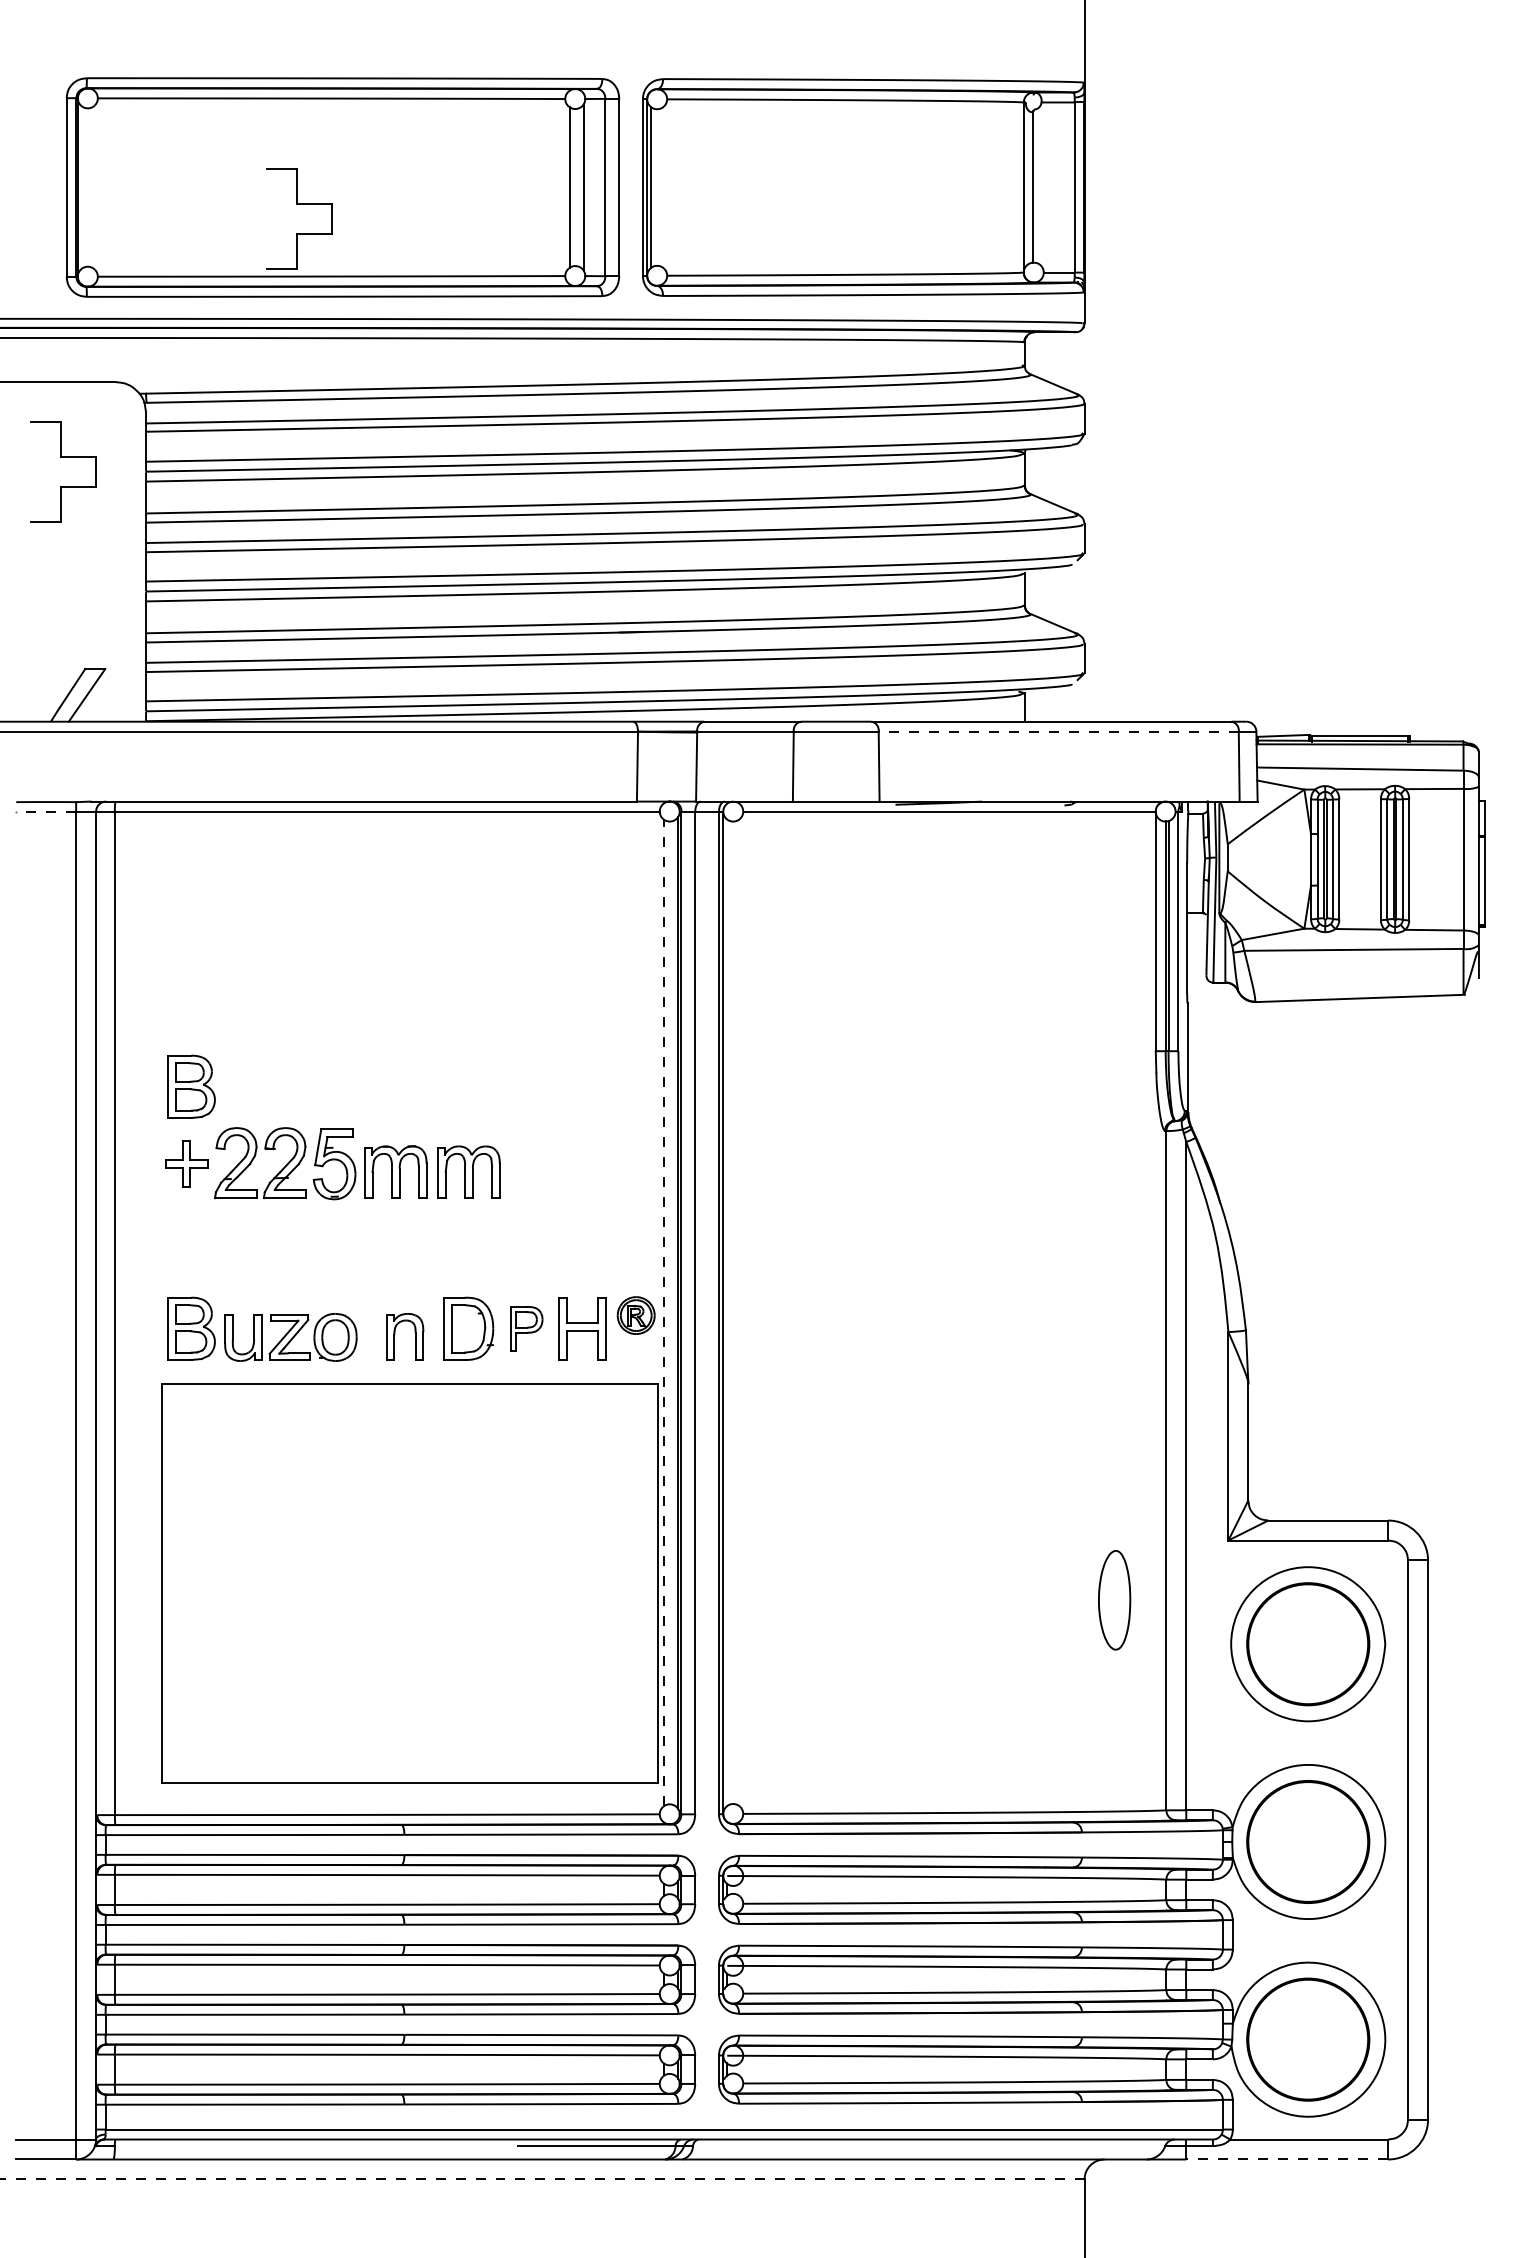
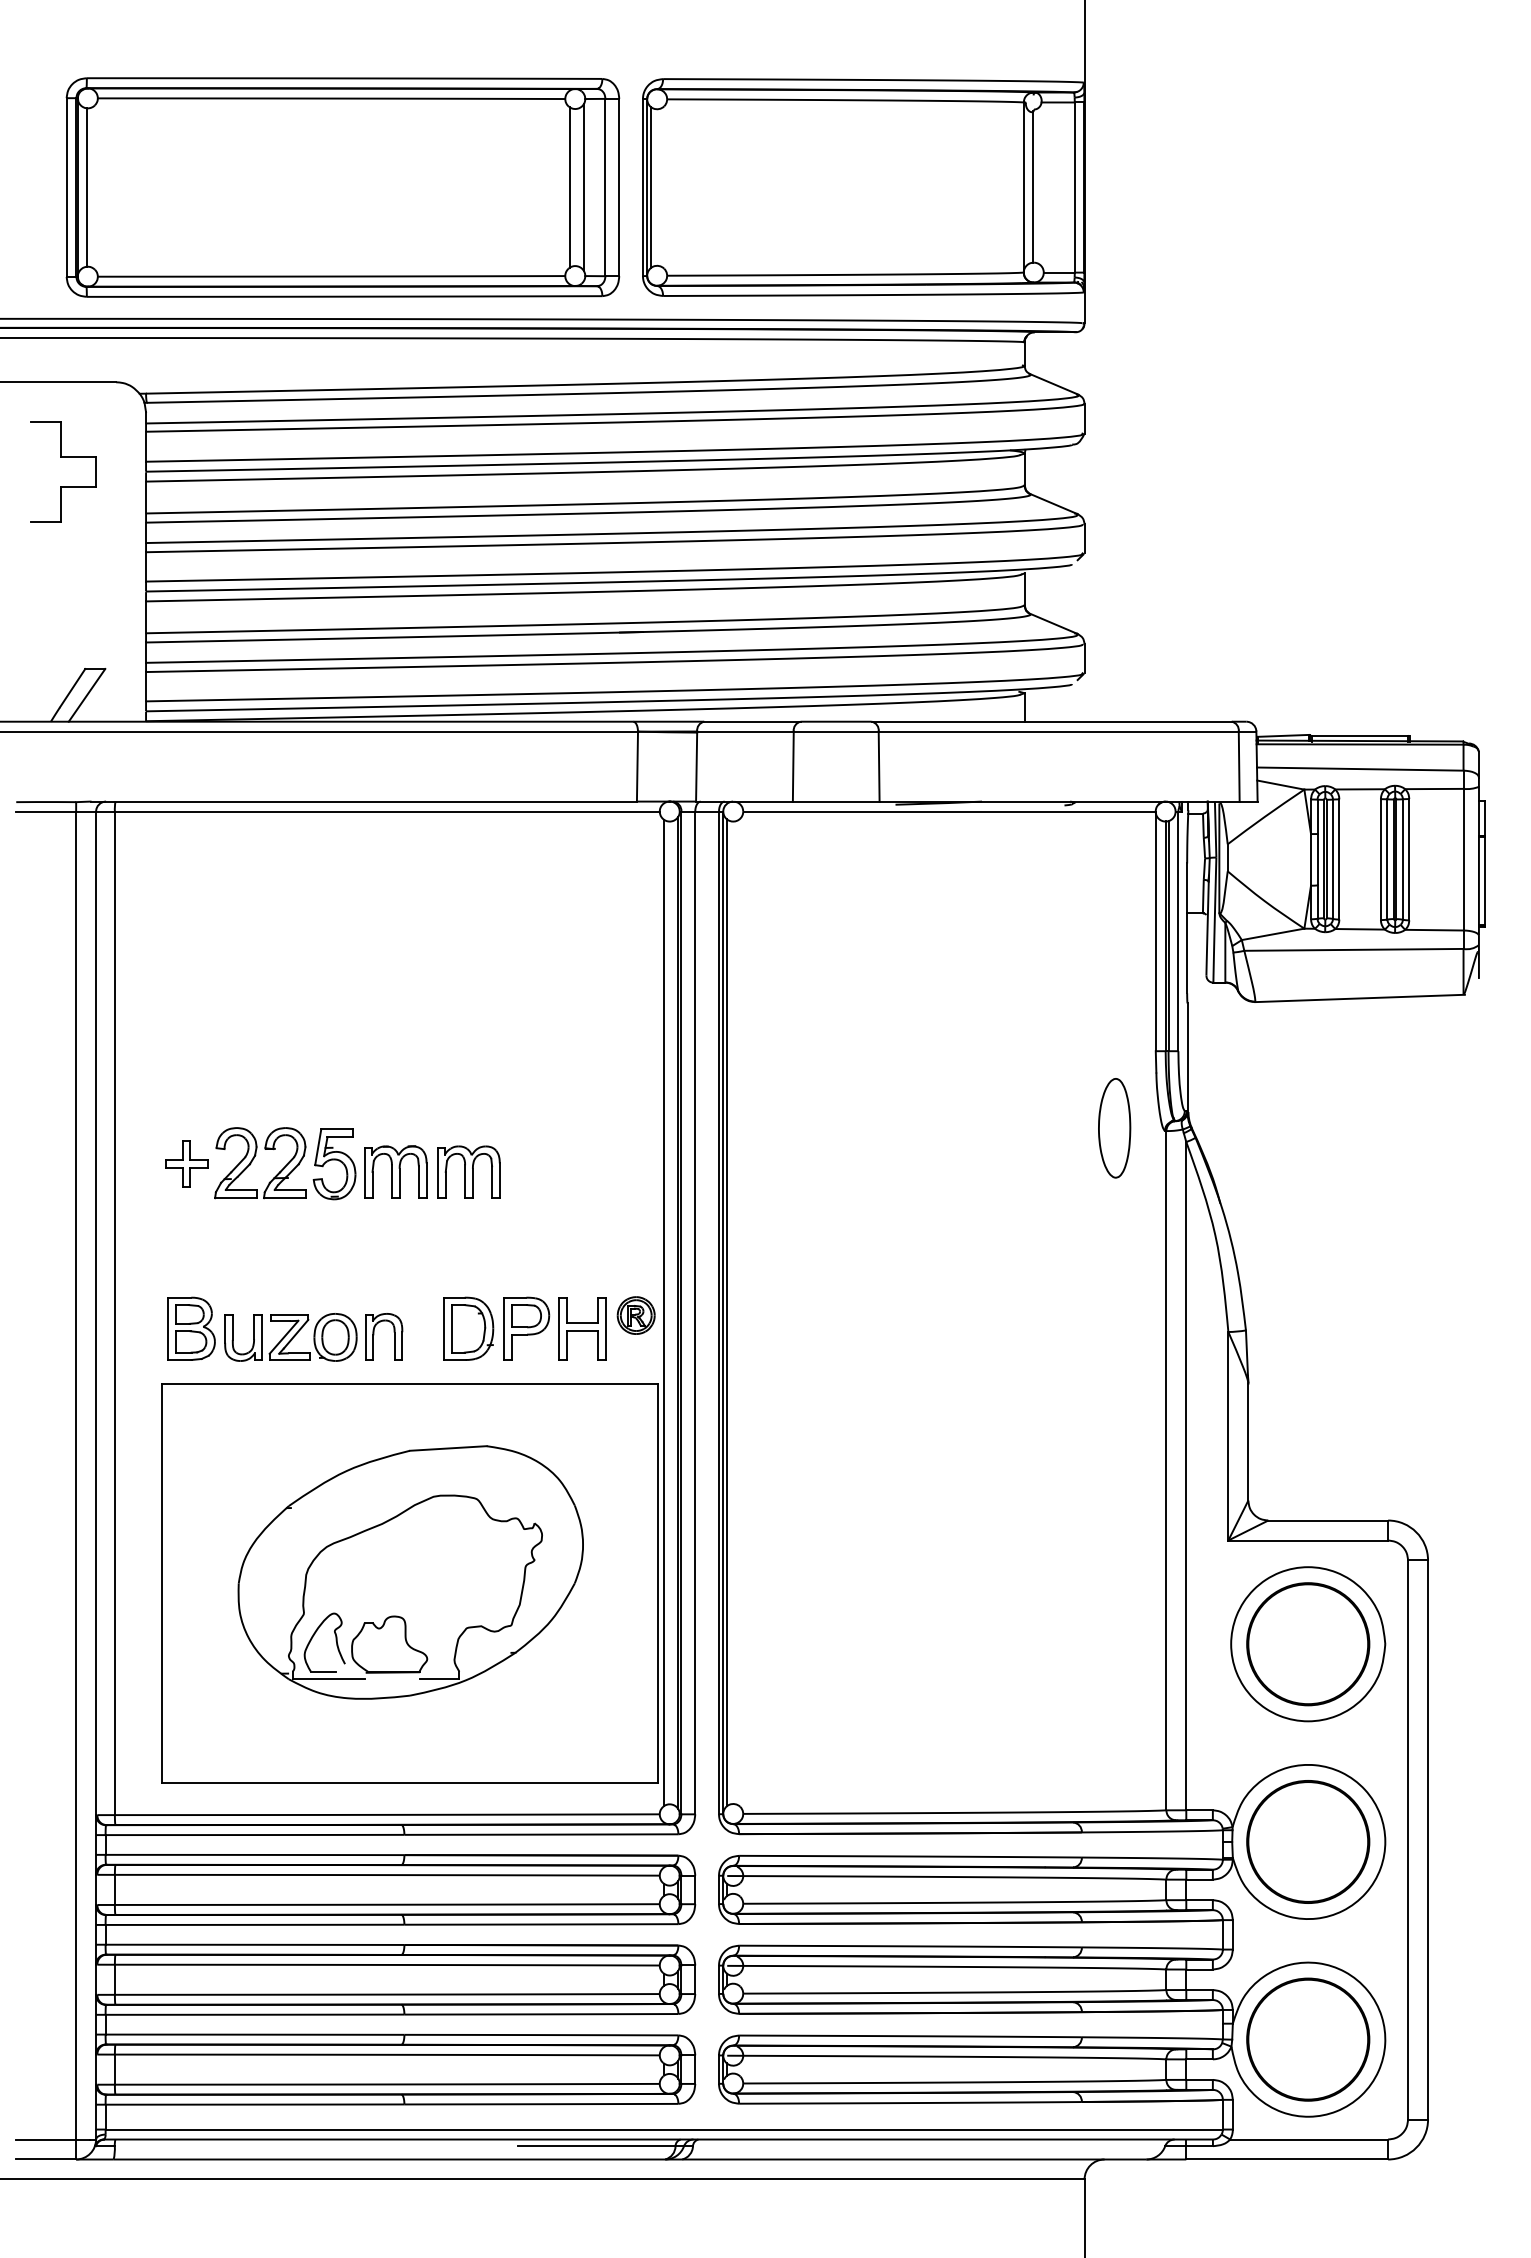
line: none -> present (87, 187)
part: present -> none (299, 204)
line: dashed -> solid (1058, 731)
line: dashed -> solid (46, 811)
part: present -> none (191, 1086)
line: dashed -> solid (664, 1312)
line: none -> present (727, 1312)
part size: 34x46 px -> 48x65 px (526, 1328)
part position: (414, 1332) -> (393, 1332) (393, 1332)
part: none -> present (410, 1572)
part position: (1114, 1600) -> (1114, 1128) (1114, 1128)
line: dashed -> solid (1287, 2159)
line: dashed -> solid (542, 2179)
